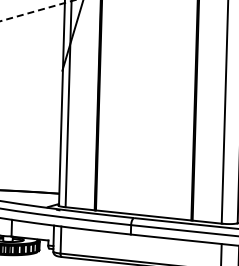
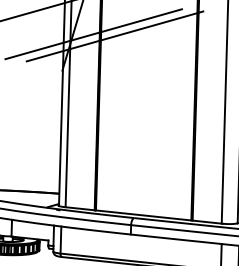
line: dashed -> solid (37, 10)
line: none -> present (93, 34)
line: none -> present (114, 36)
